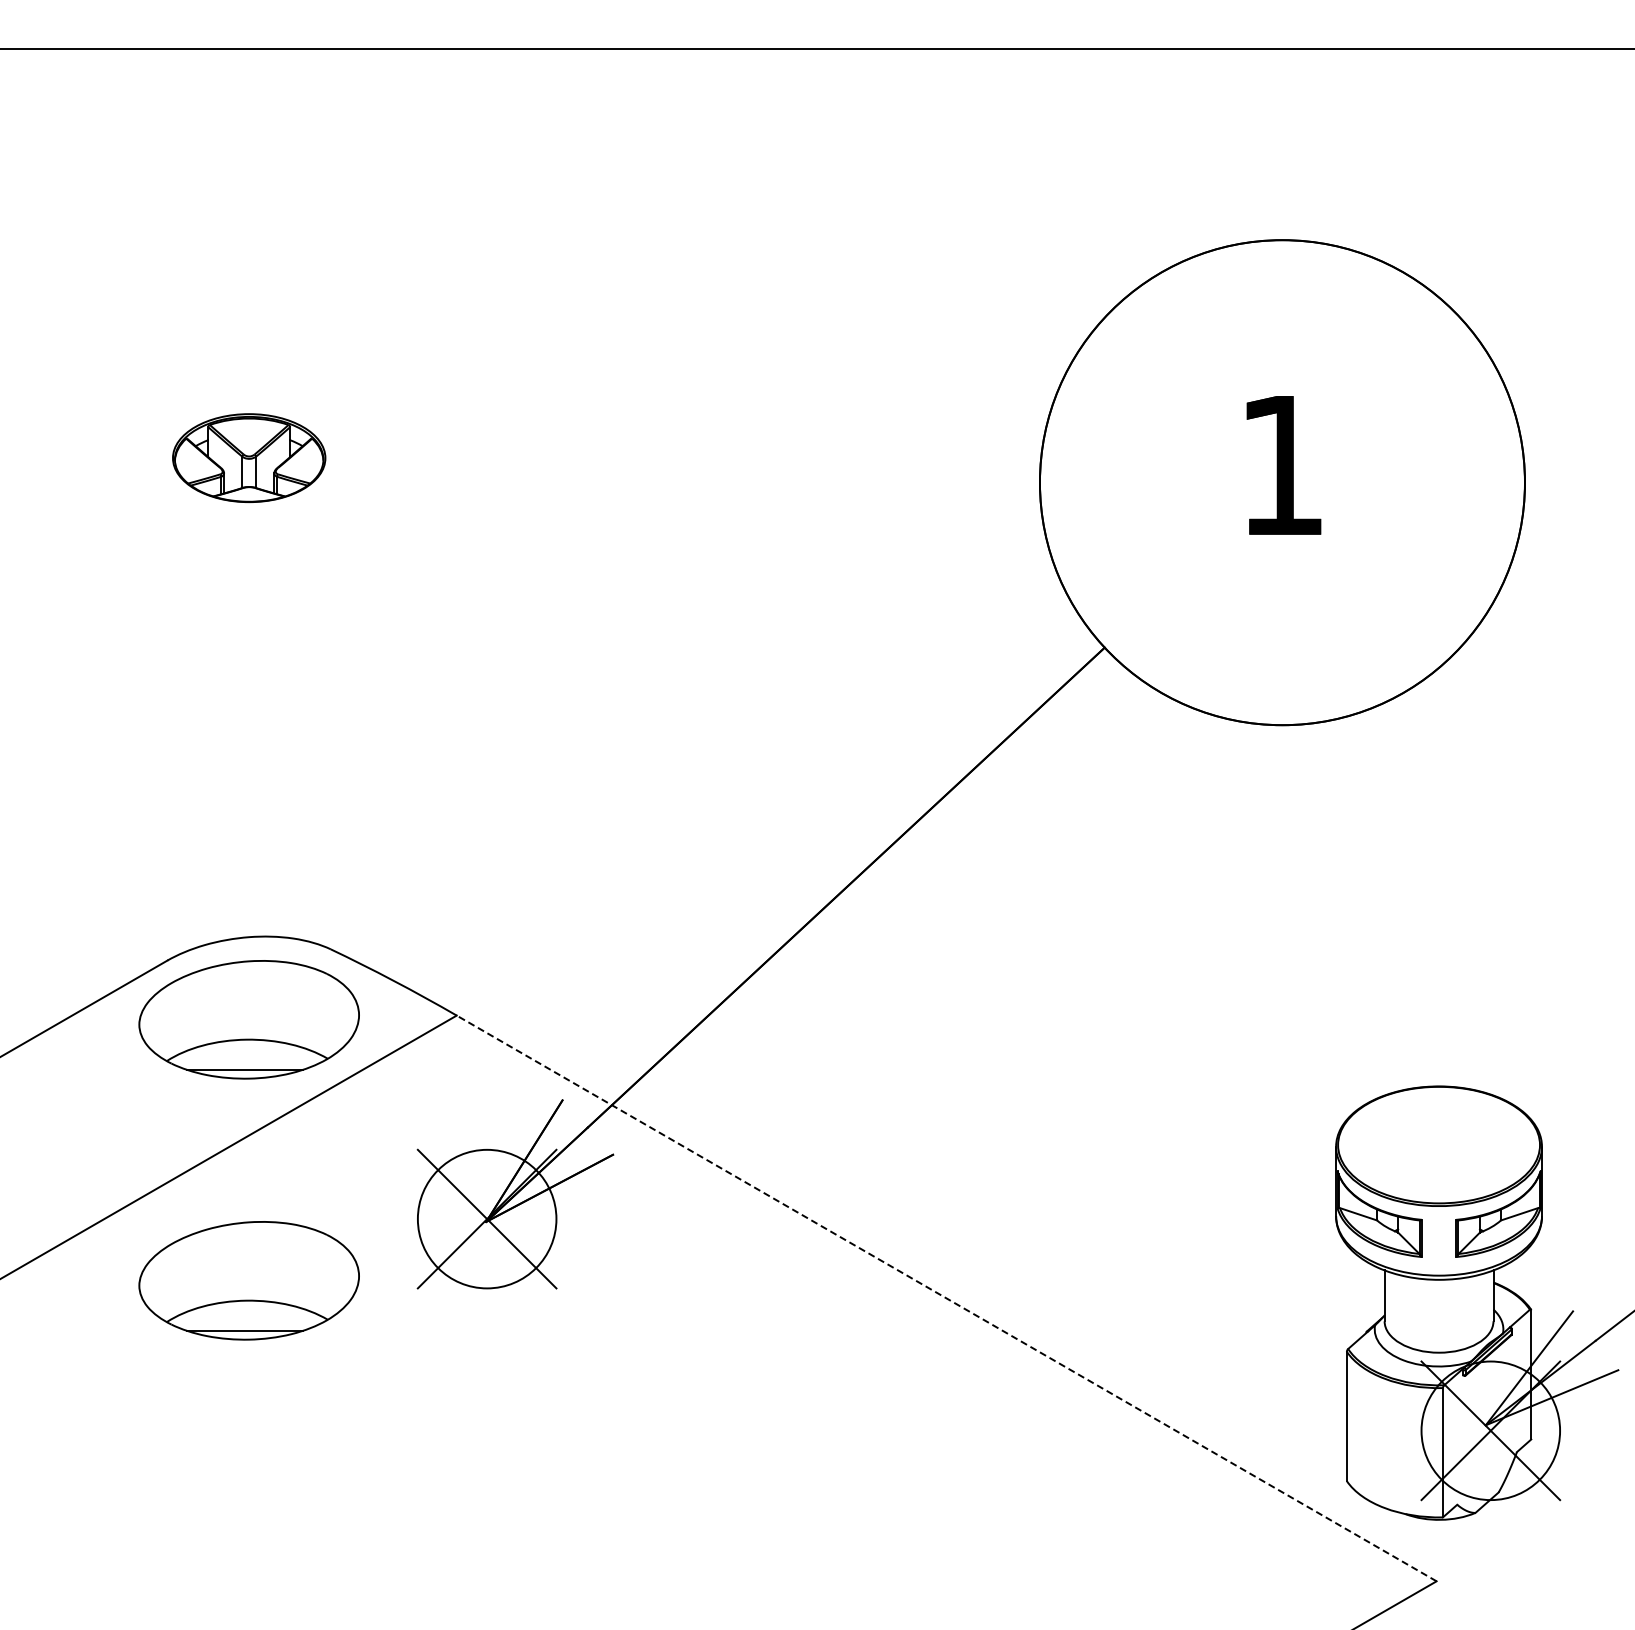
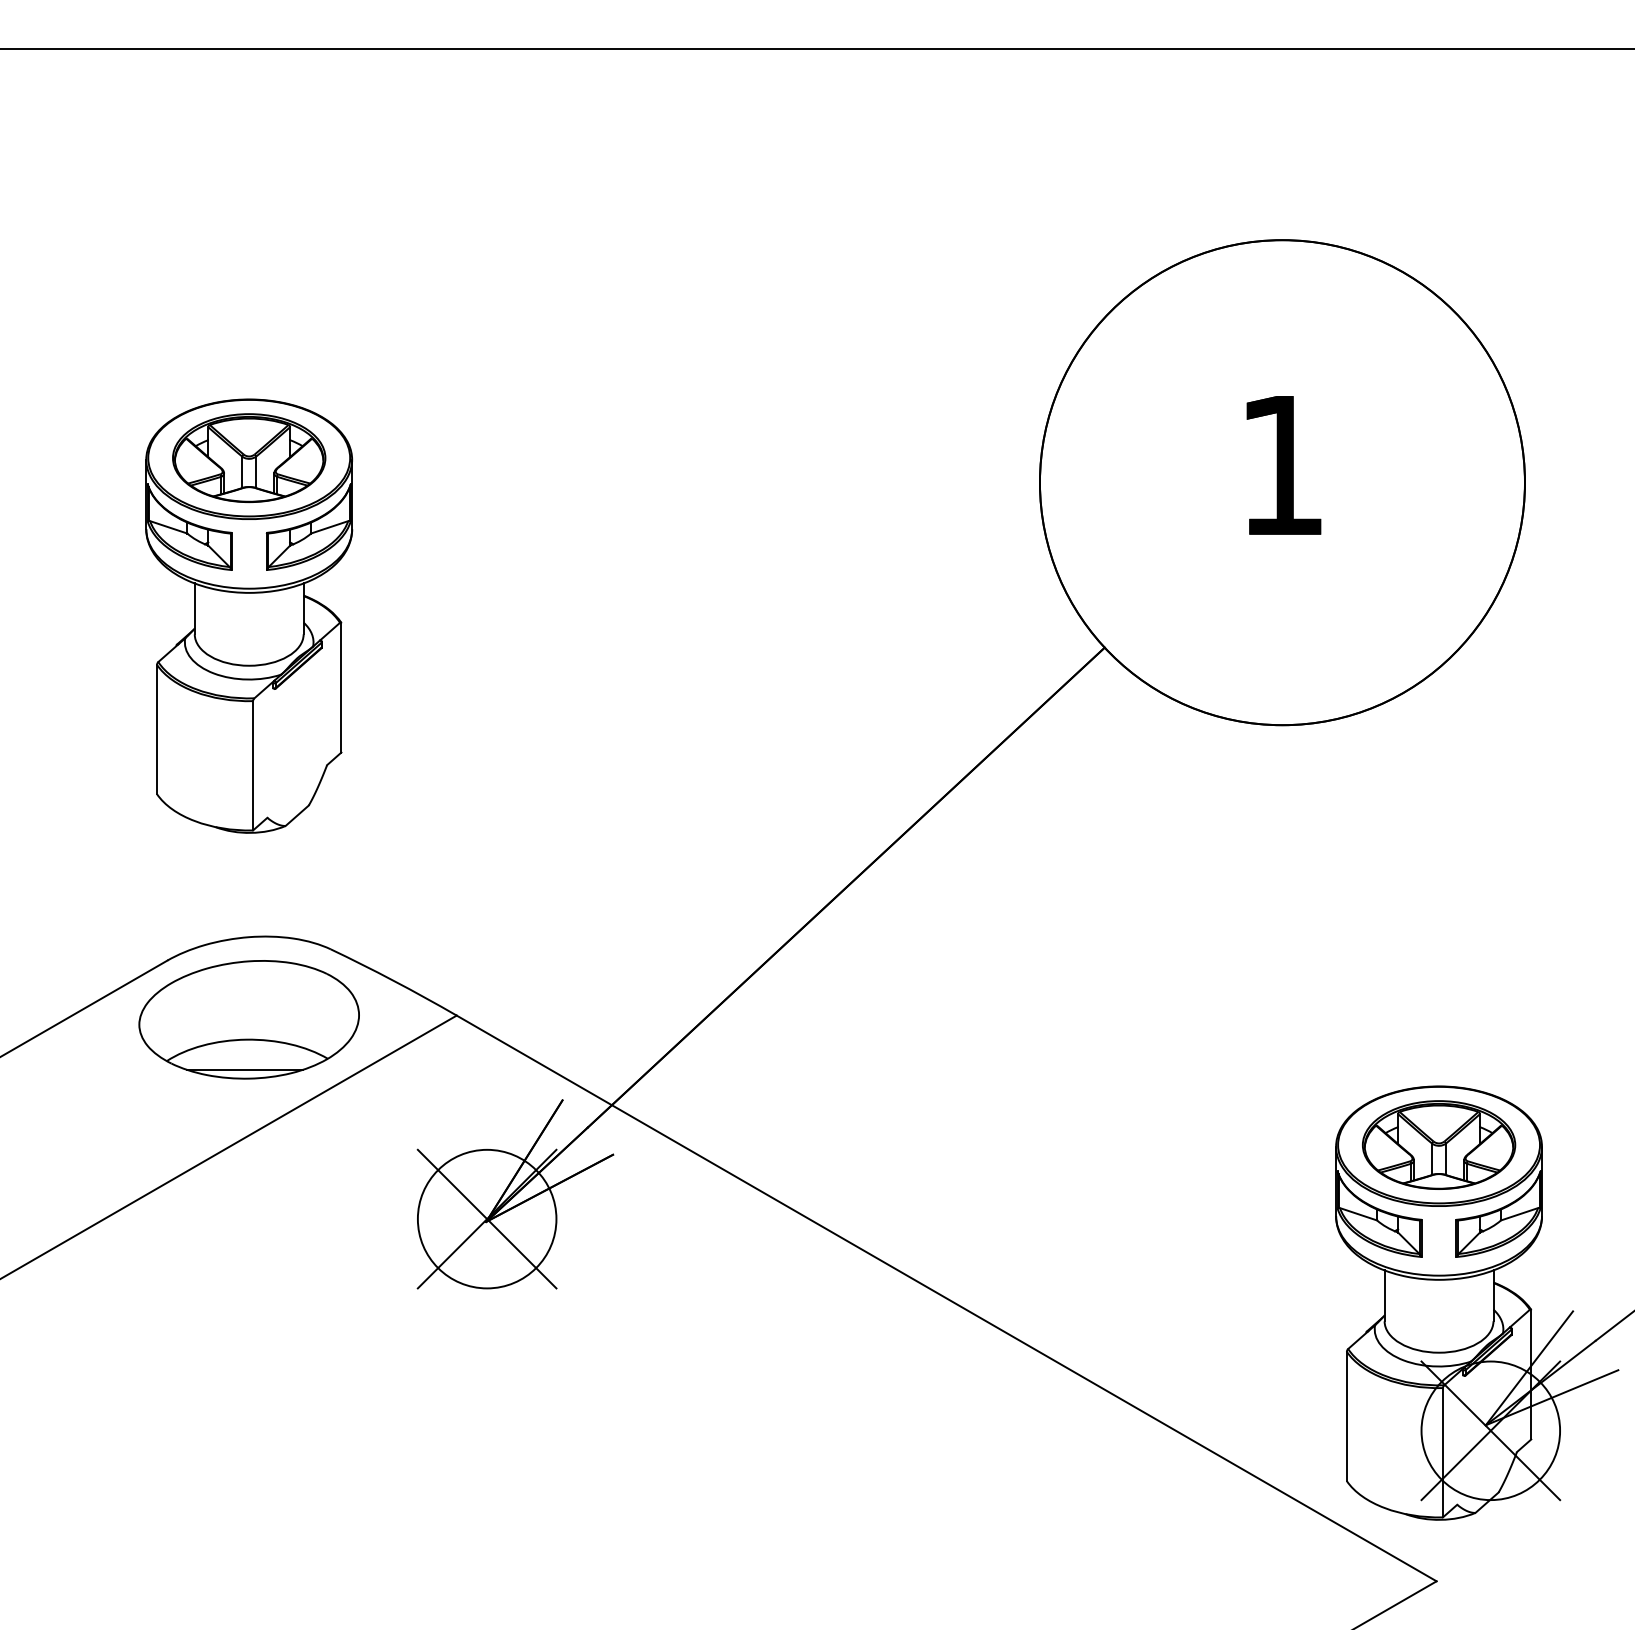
part: none -> present (249, 615)
part: none -> present (1439, 1144)
part: present -> none (248, 1280)
line: dashed -> solid (946, 1298)
